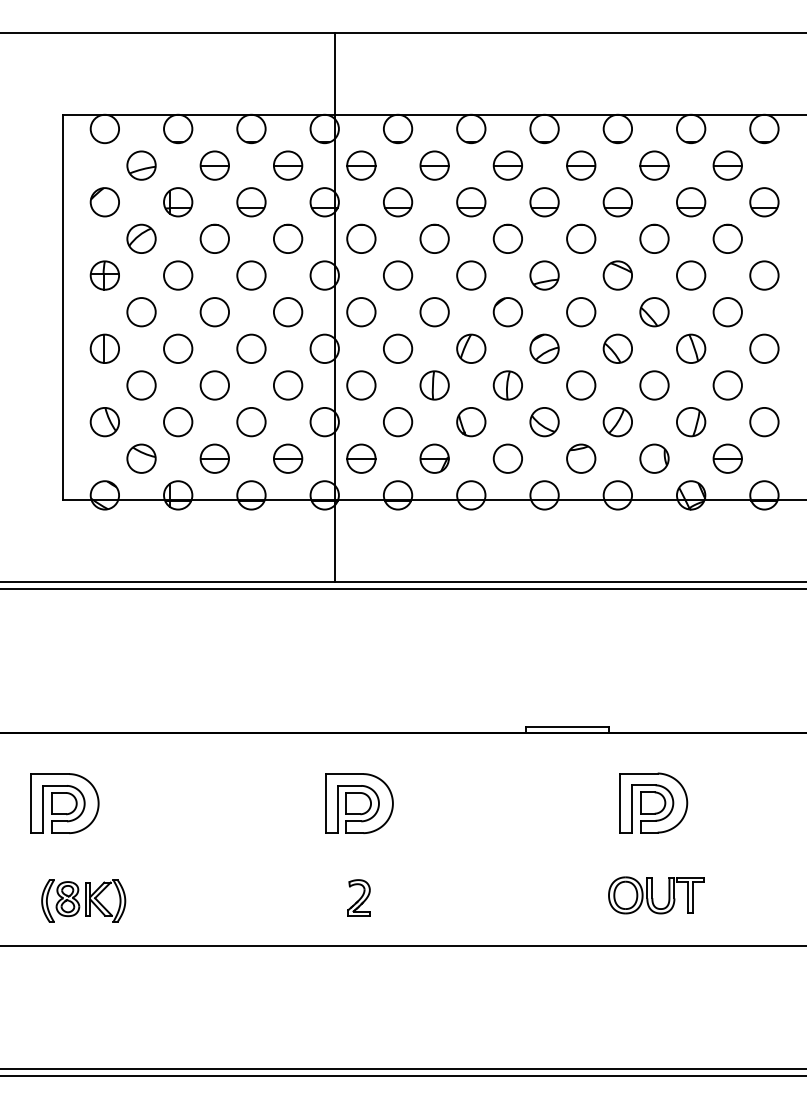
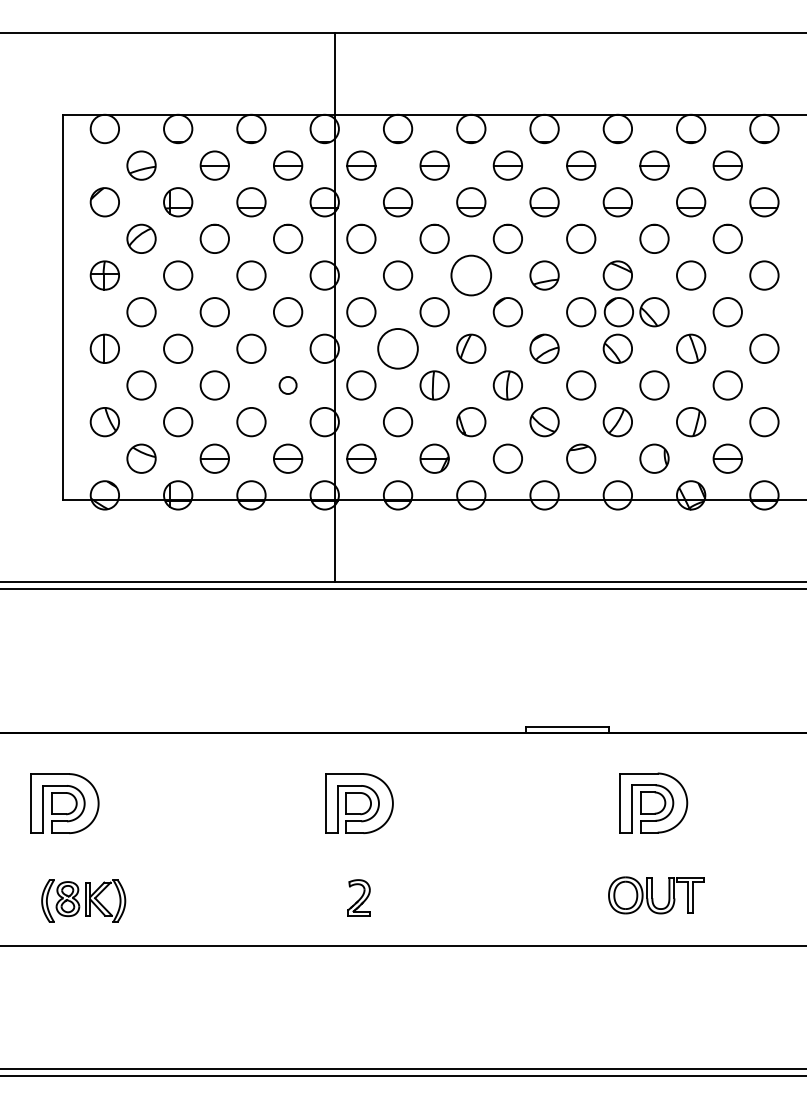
circle diameter: 28 px -> 40 px (471, 275)
circle: none -> present (618, 312)
circle diameter: 28 px -> 40 px (397, 348)
circle diameter: 28 px -> 17 px (287, 384)
